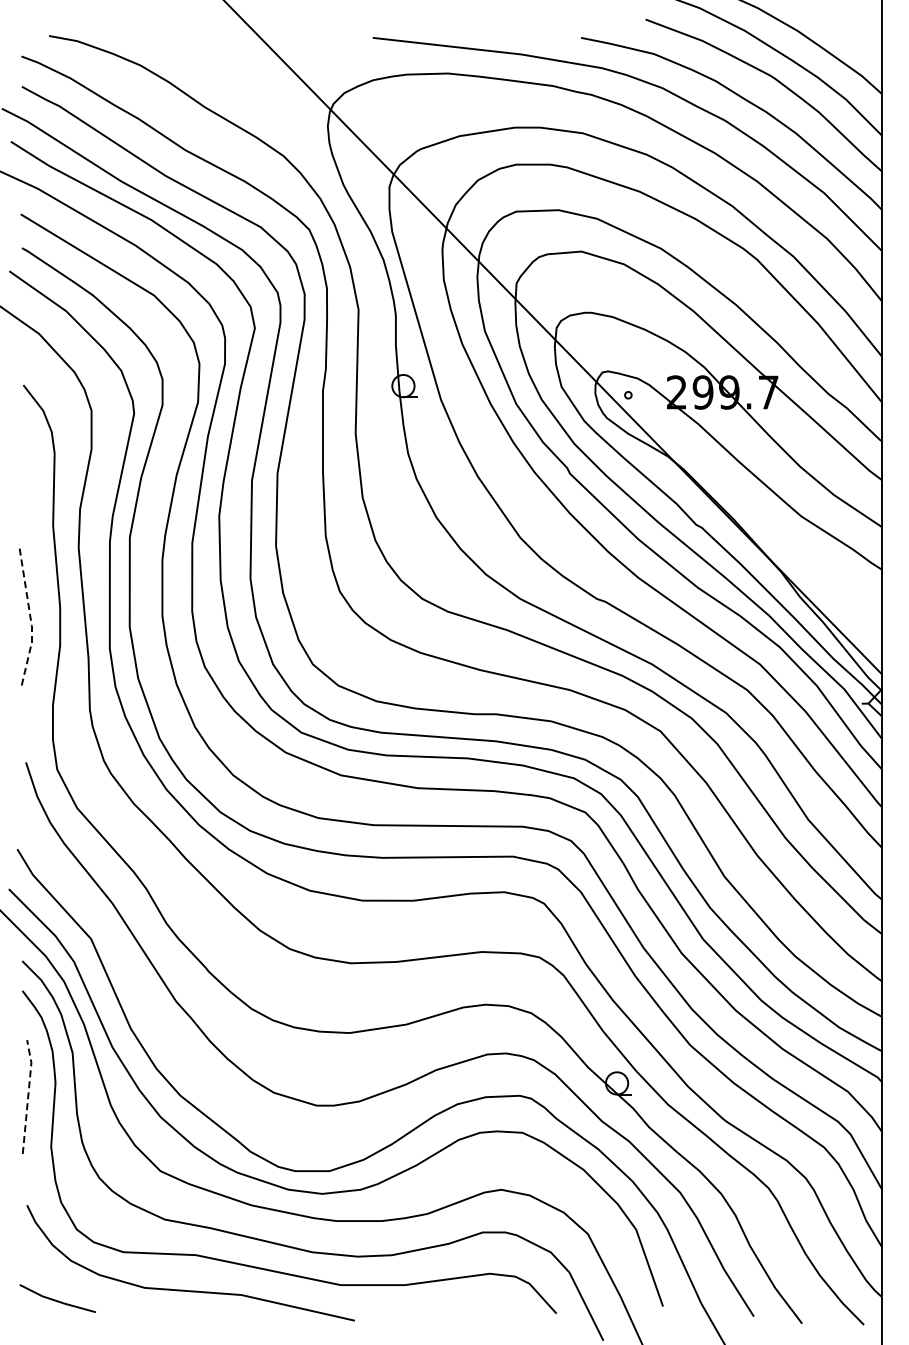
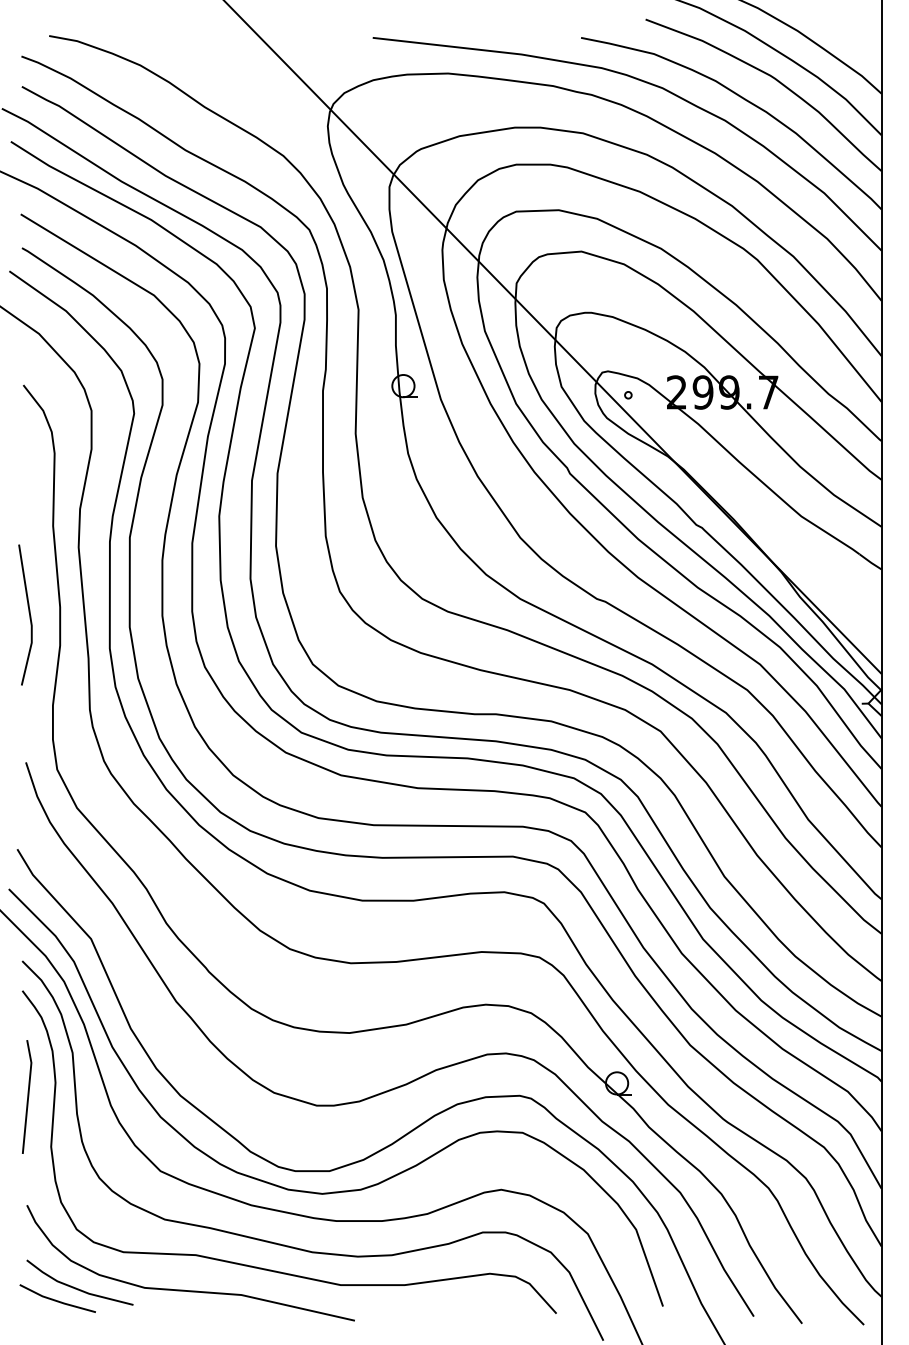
line: dashed -> solid (30, 615)
line: dashed -> solid (28, 1095)
line: none -> present (76, 1287)
